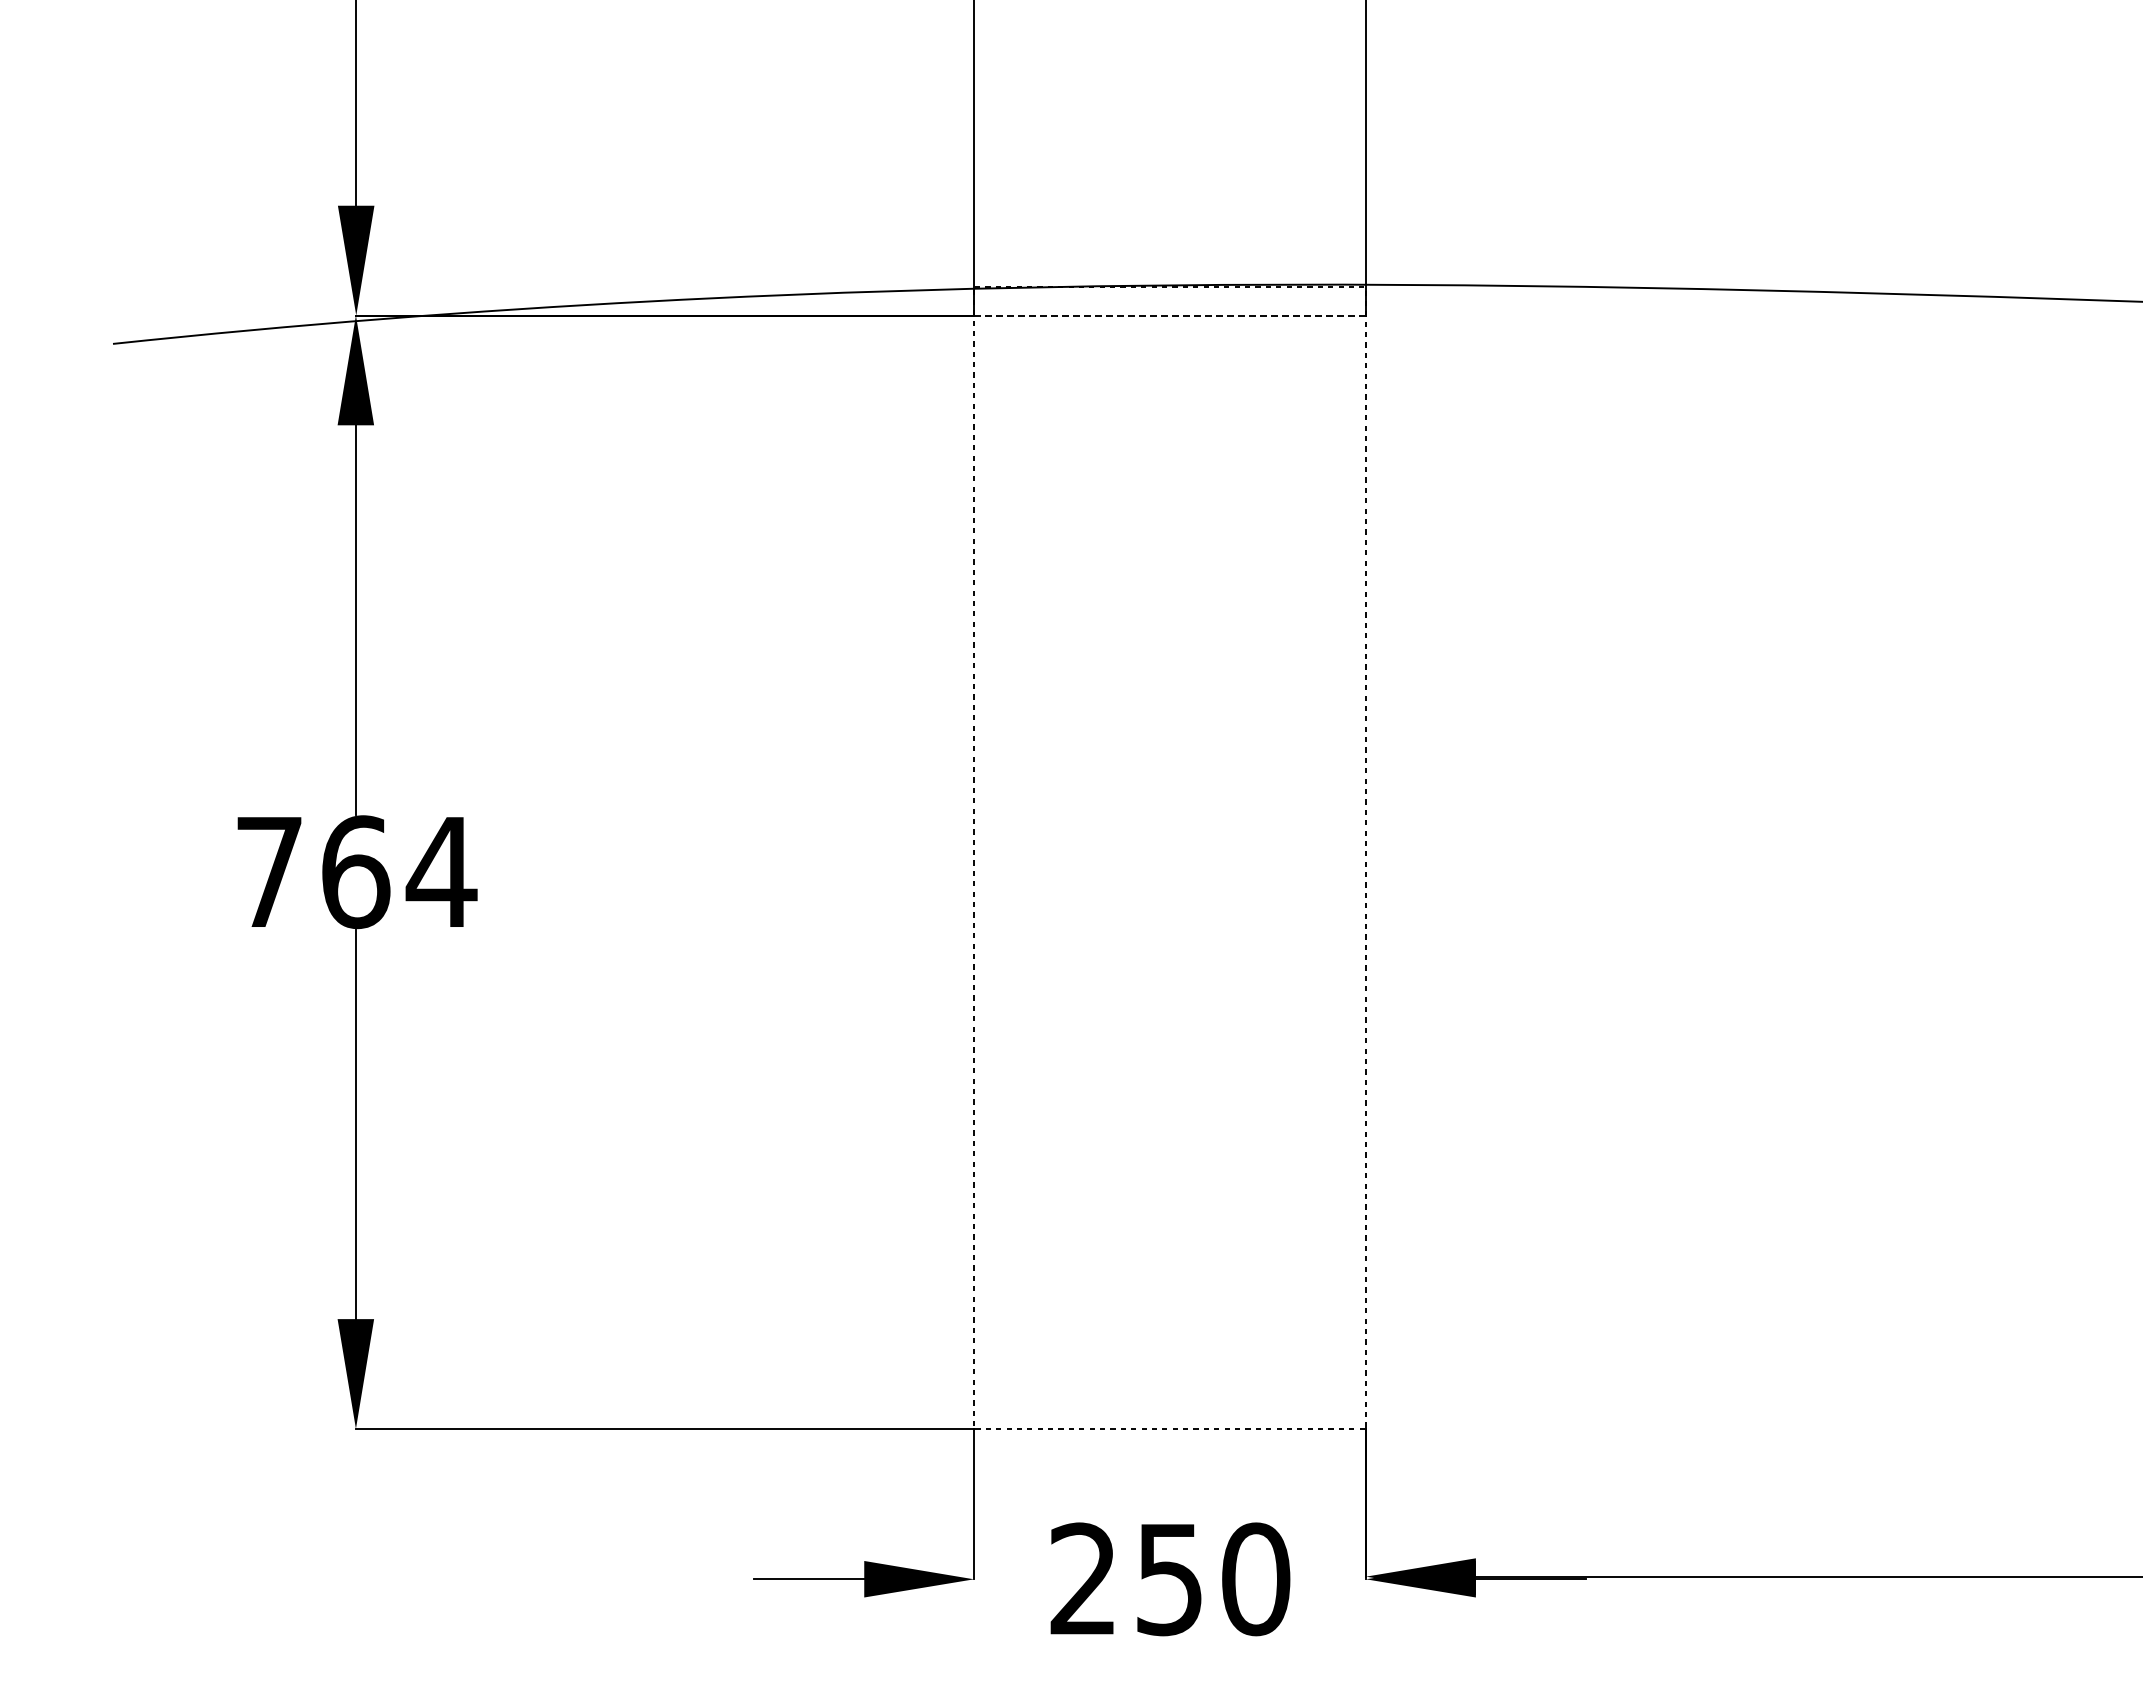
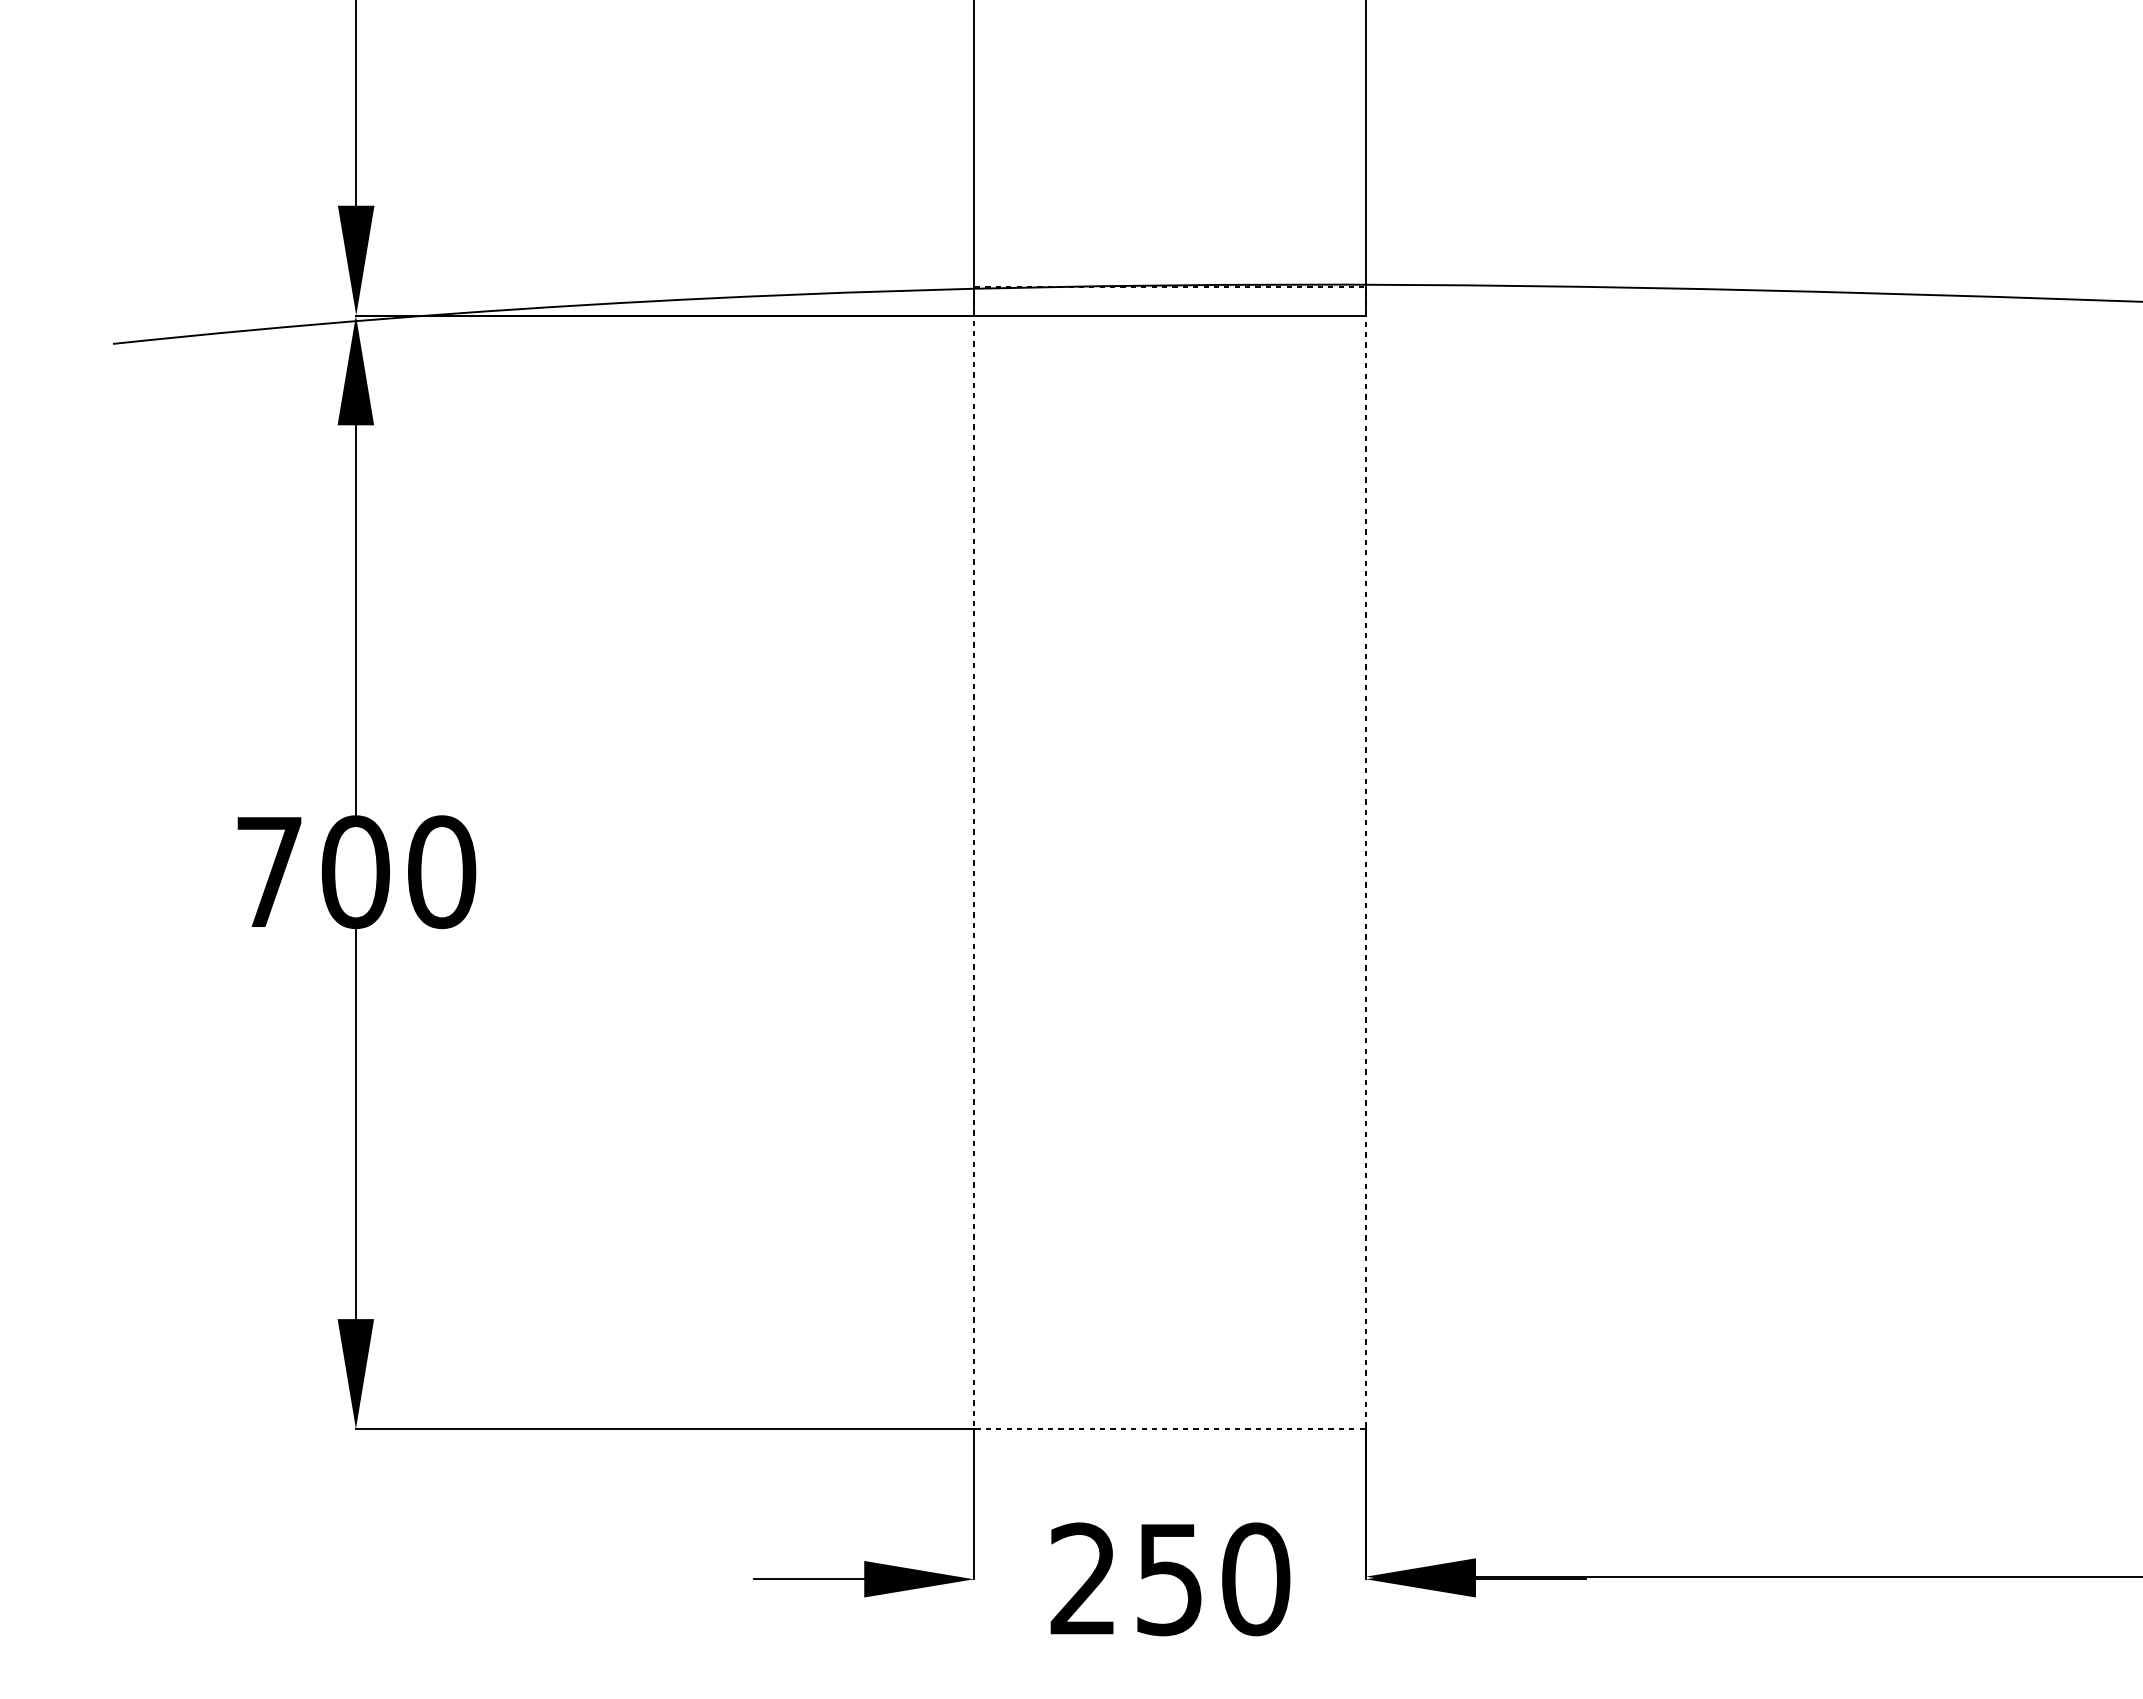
line: dashed -> solid (1169, 315)
text: 764 -> 700 (399, 872)
